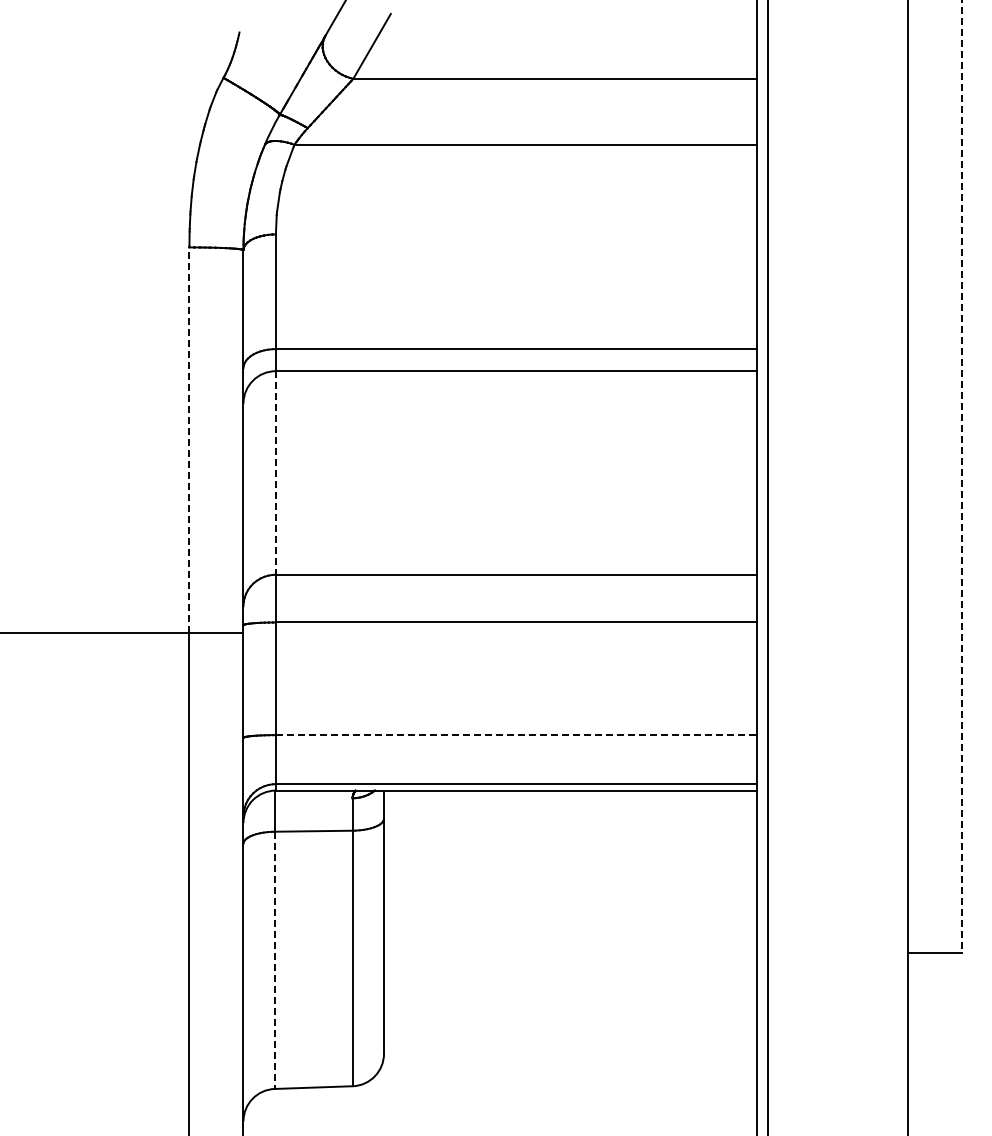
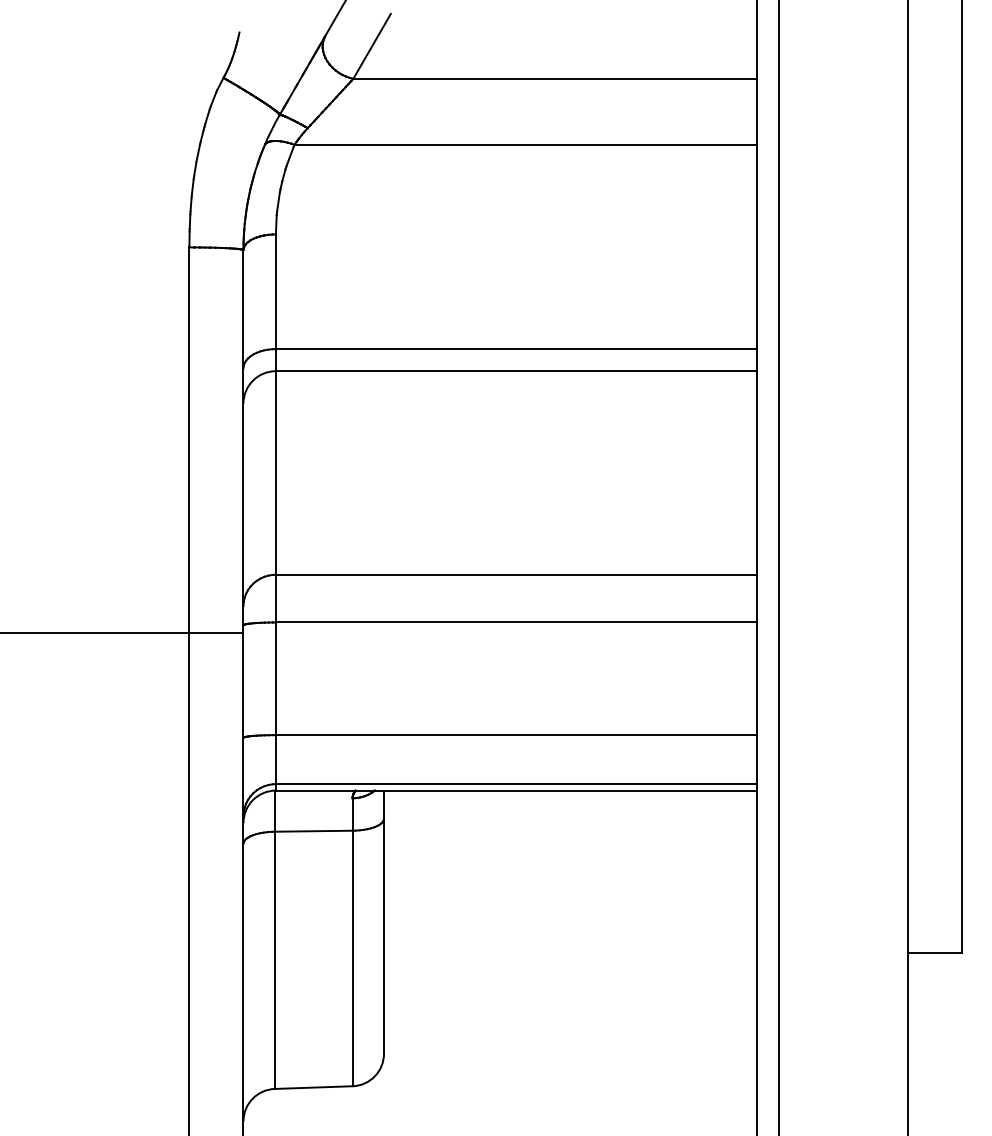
line: dashed -> solid (189, 440)
line: dashed -> solid (275, 472)
line: dashed -> solid (962, 476)
line position: (767, 567) -> (778, 567) (778, 567)
line: dashed -> solid (516, 735)
line: dashed -> solid (274, 960)
